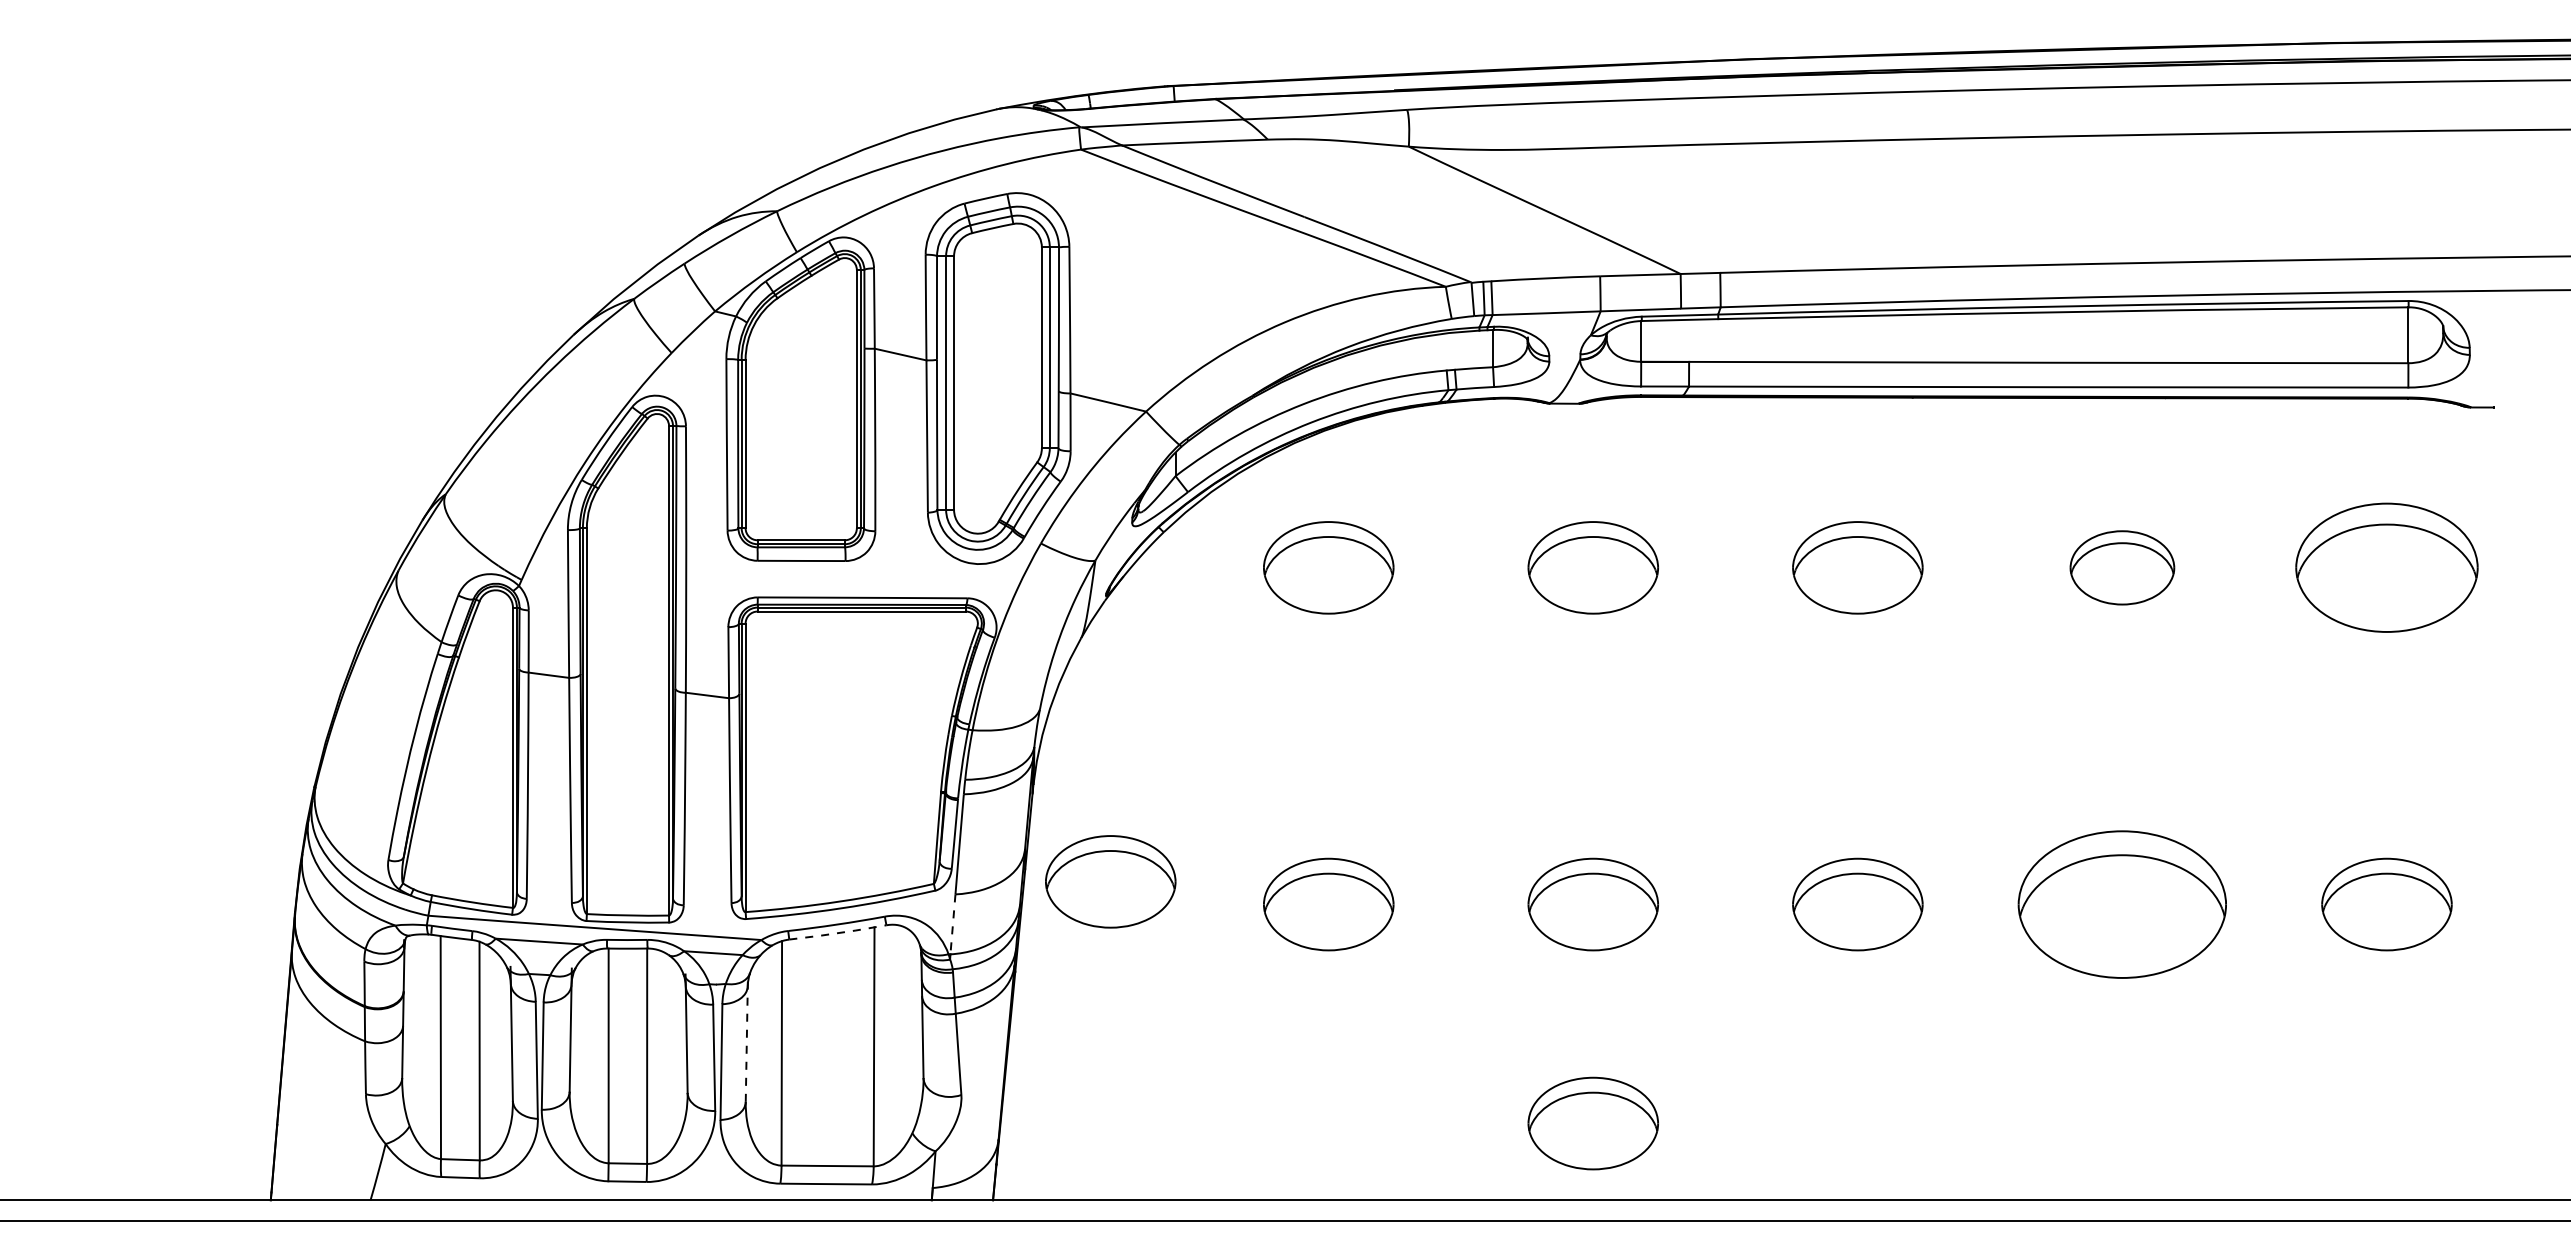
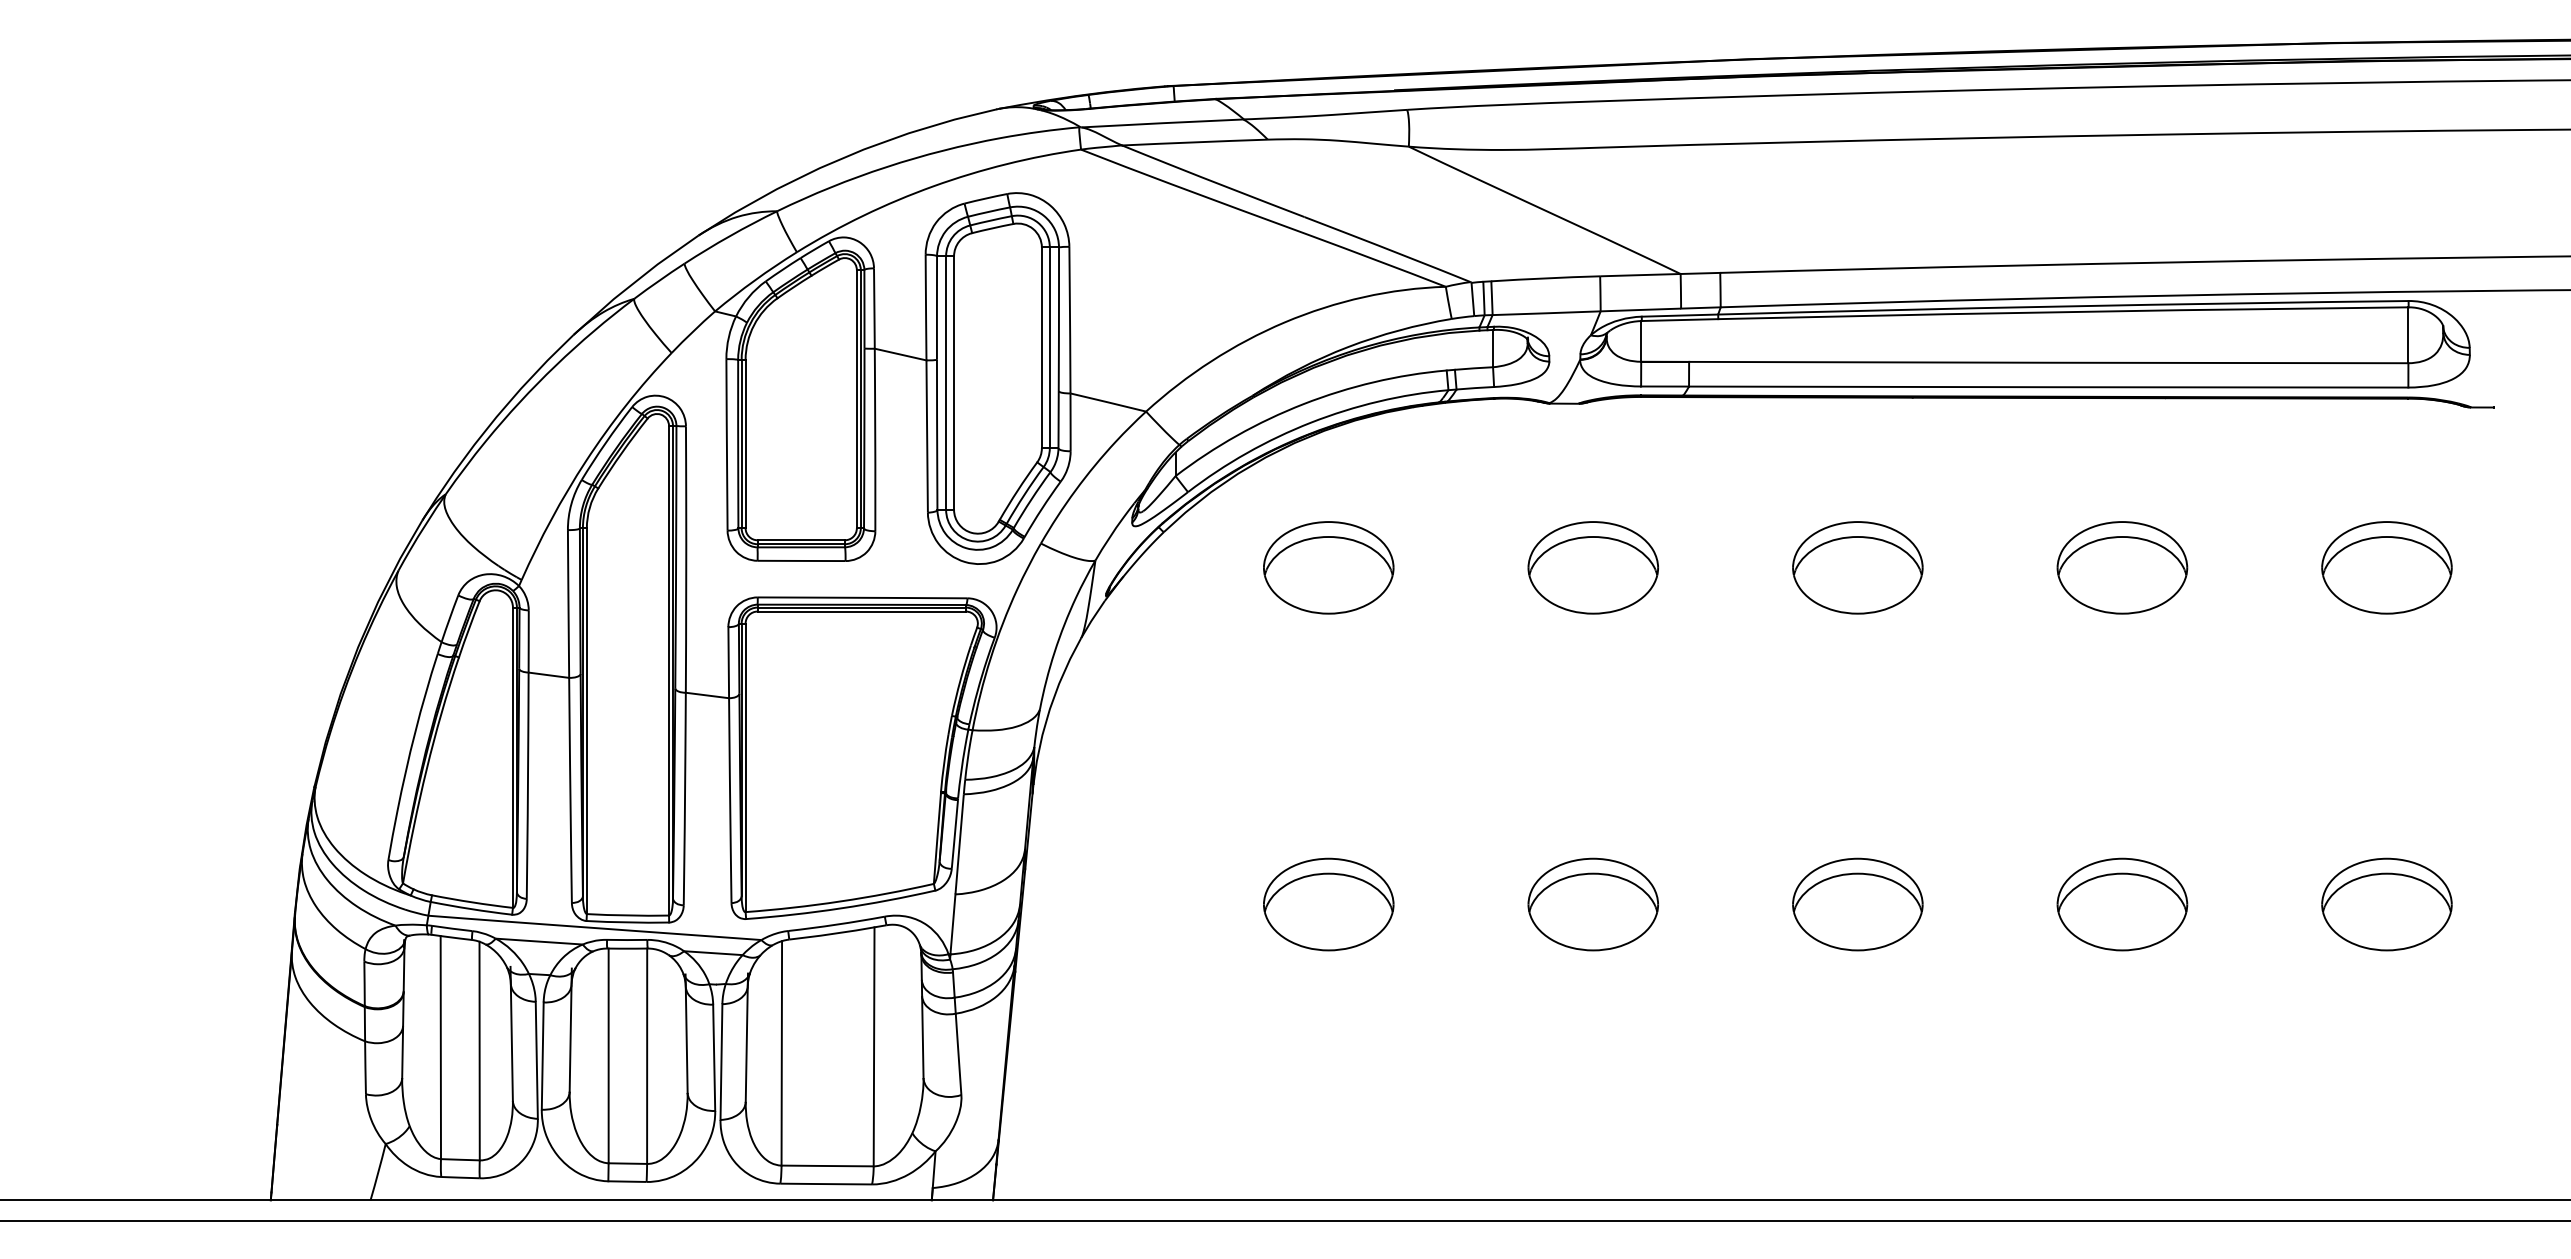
part size: 107x76 px -> 133x94 px (2122, 567)
part size: 184x131 px -> 132x94 px (2386, 567)
part: present -> none (1110, 881)
part size: 210x149 px -> 133x95 px (2122, 904)
line: dashed -> solid (952, 924)
line: dashed -> solid (838, 933)
line: dashed -> solid (746, 1037)
part: present -> none (1592, 1123)
